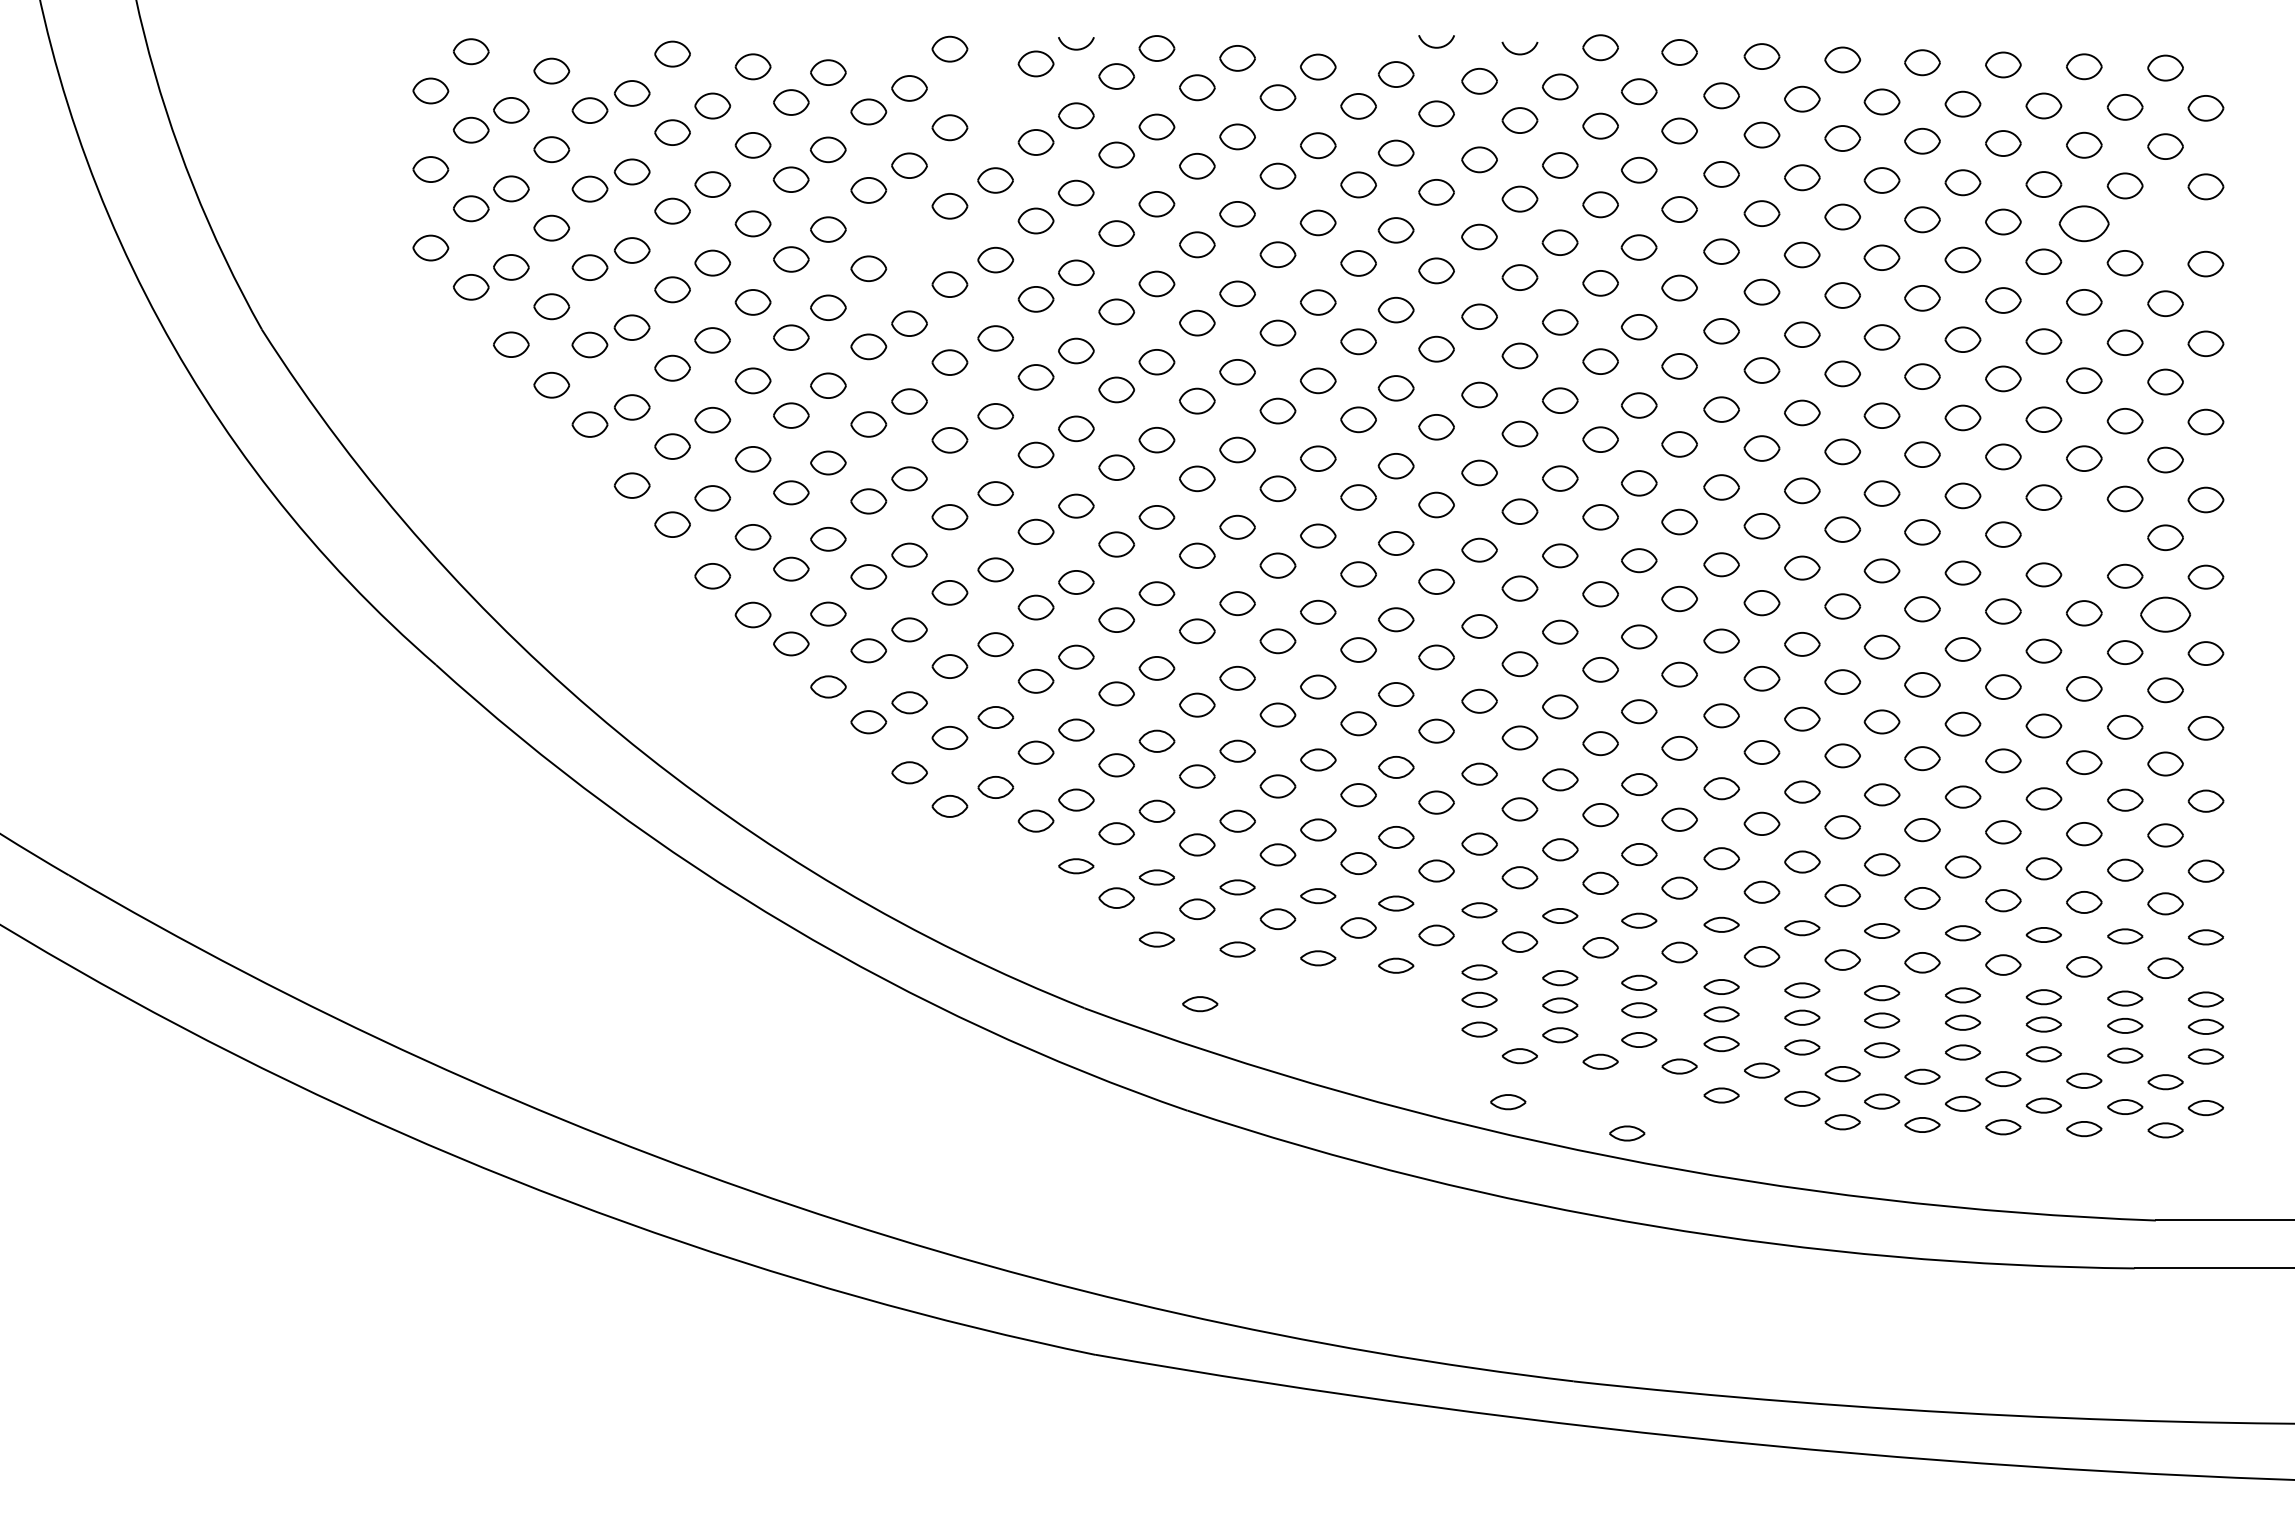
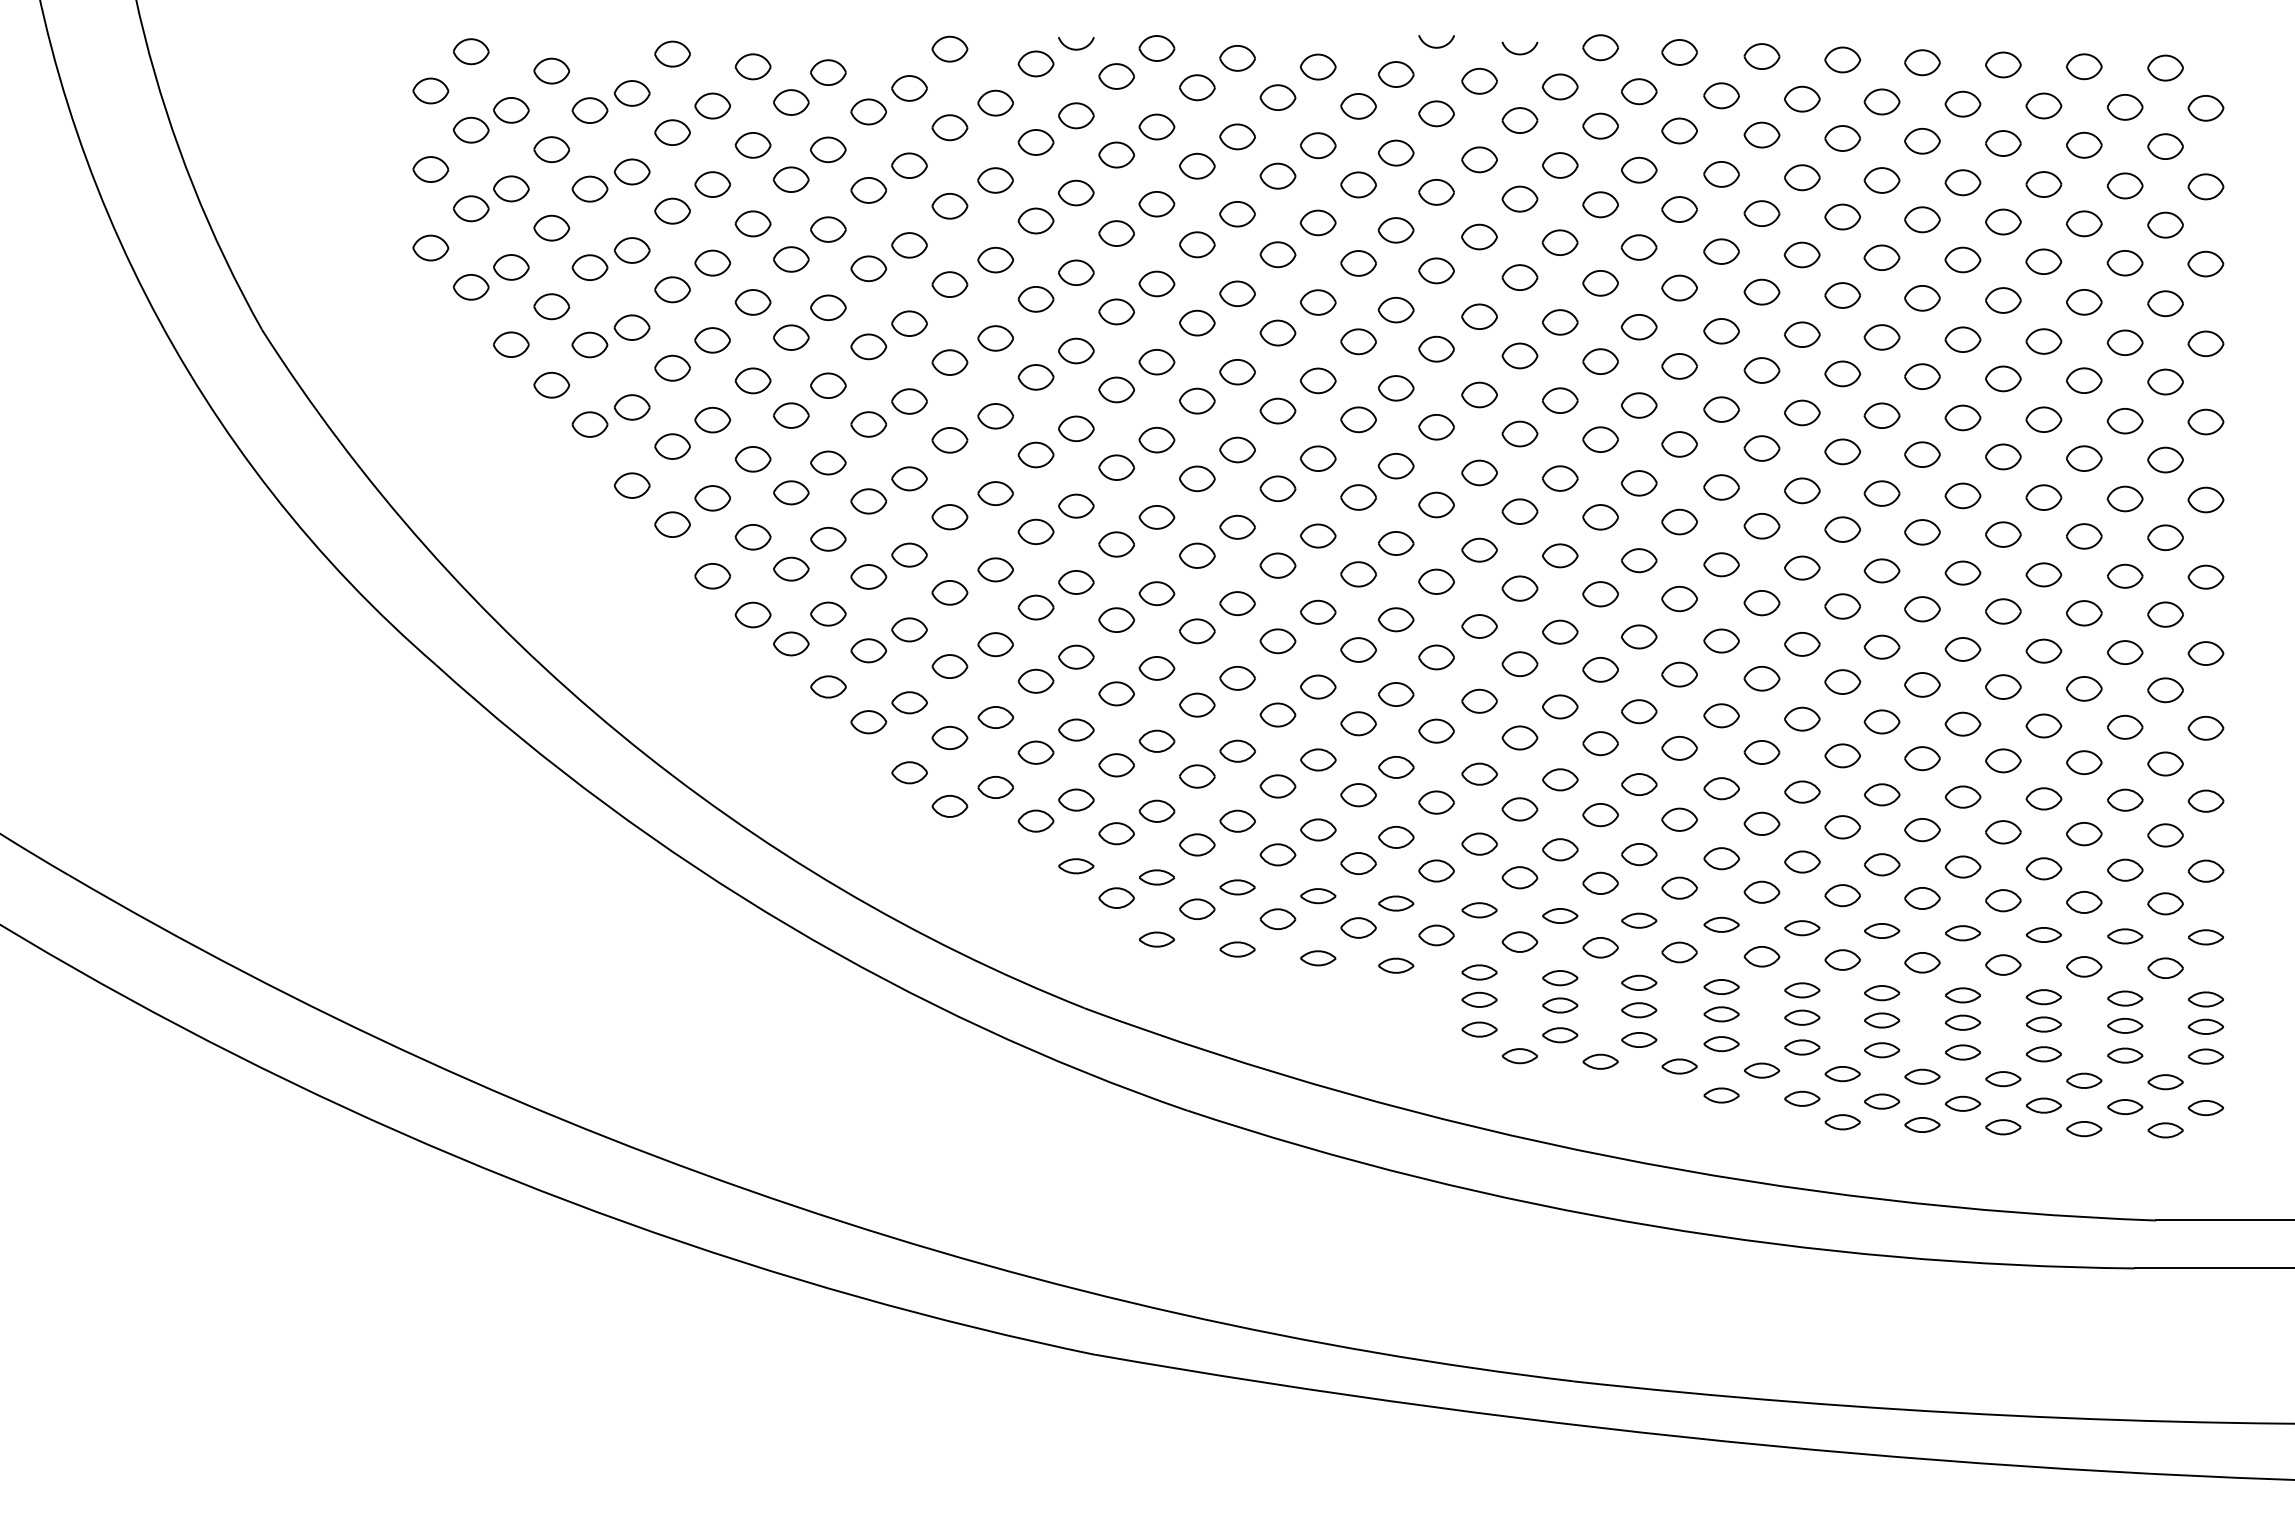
part: none -> present (995, 102)
part size: 52x38 px -> 37x28 px (2084, 223)
part: none -> present (2165, 224)
part: none -> present (909, 245)
part: none -> present (2084, 536)
part size: 52x37 px -> 37x27 px (2165, 614)
part: present -> none (1200, 1004)
part: present -> none (1508, 1102)
part: present -> none (1627, 1133)
